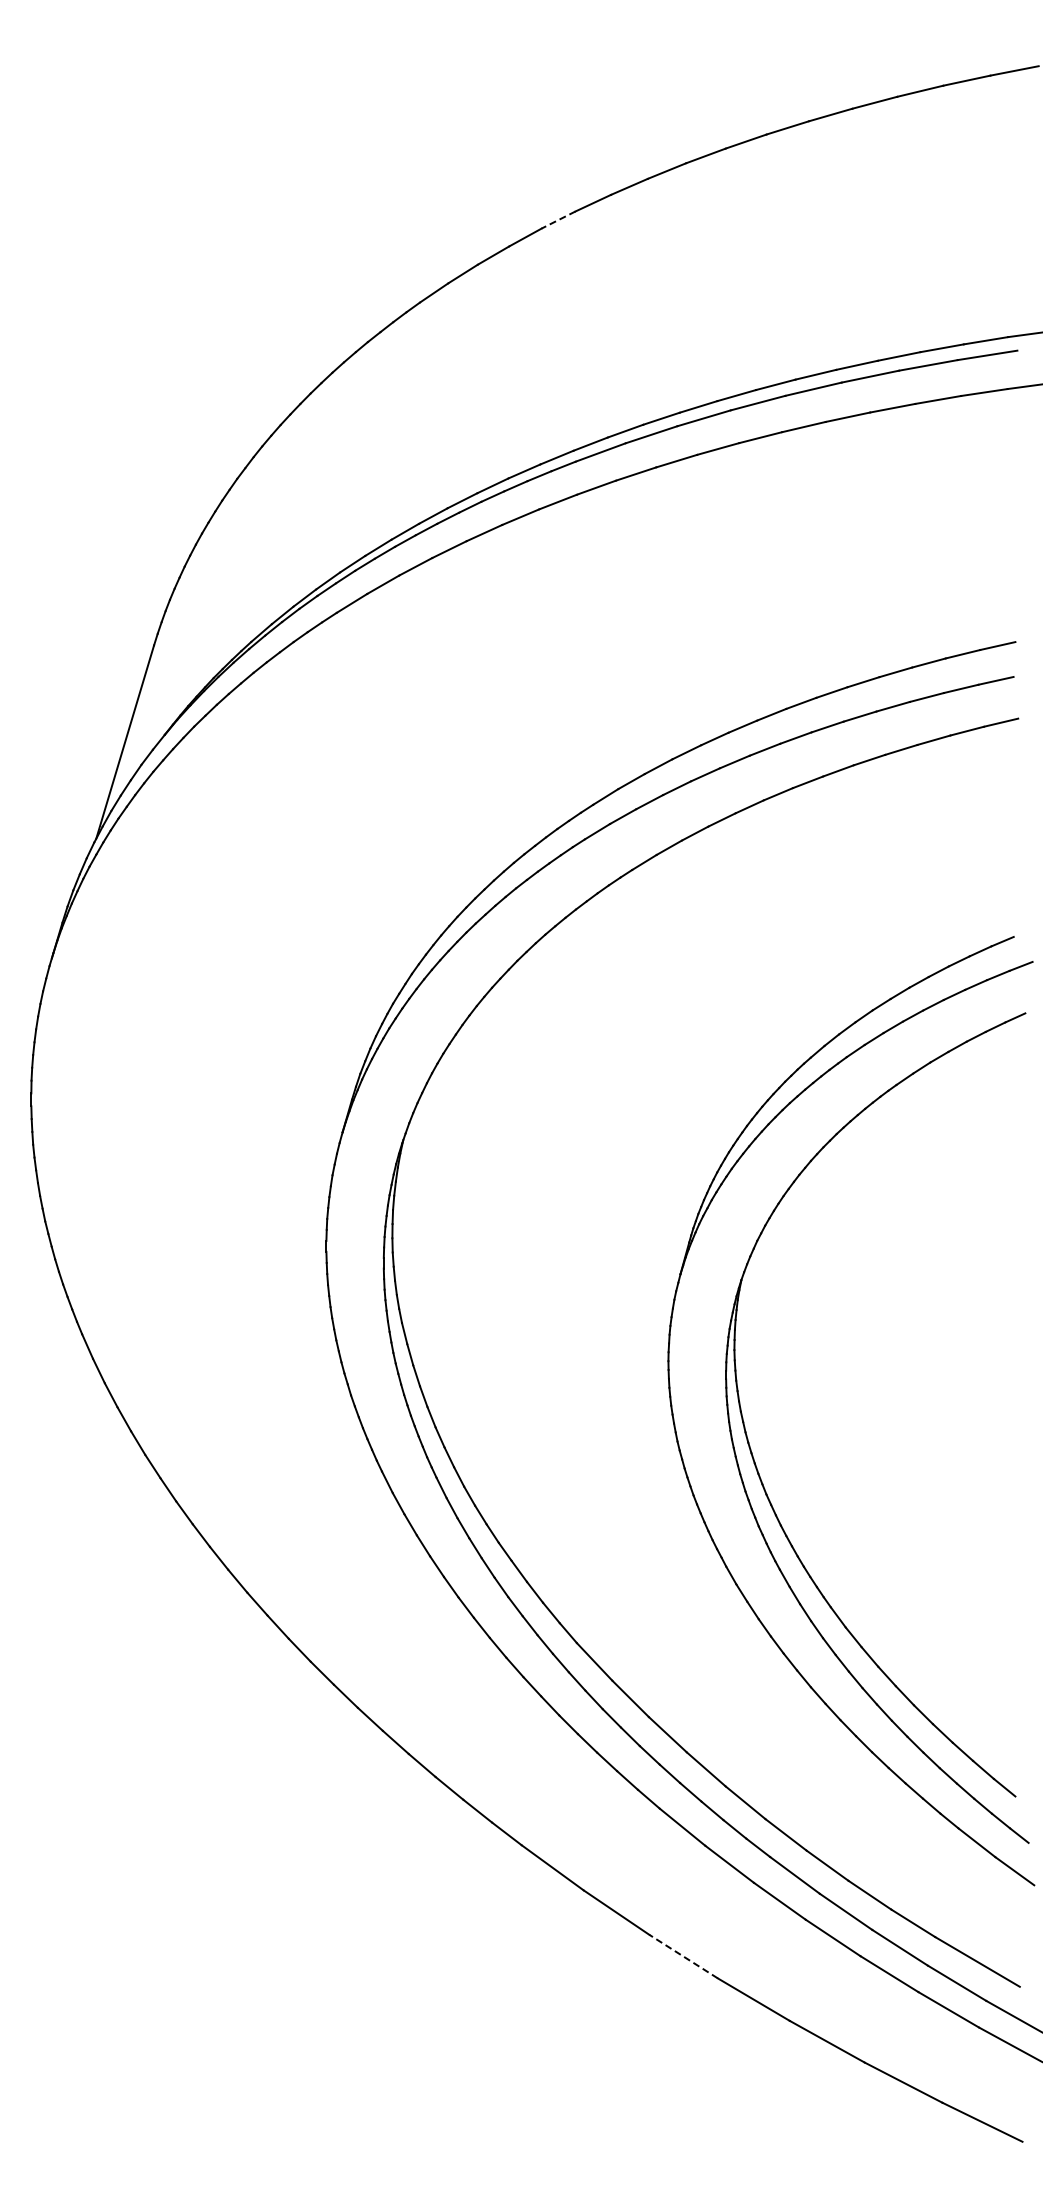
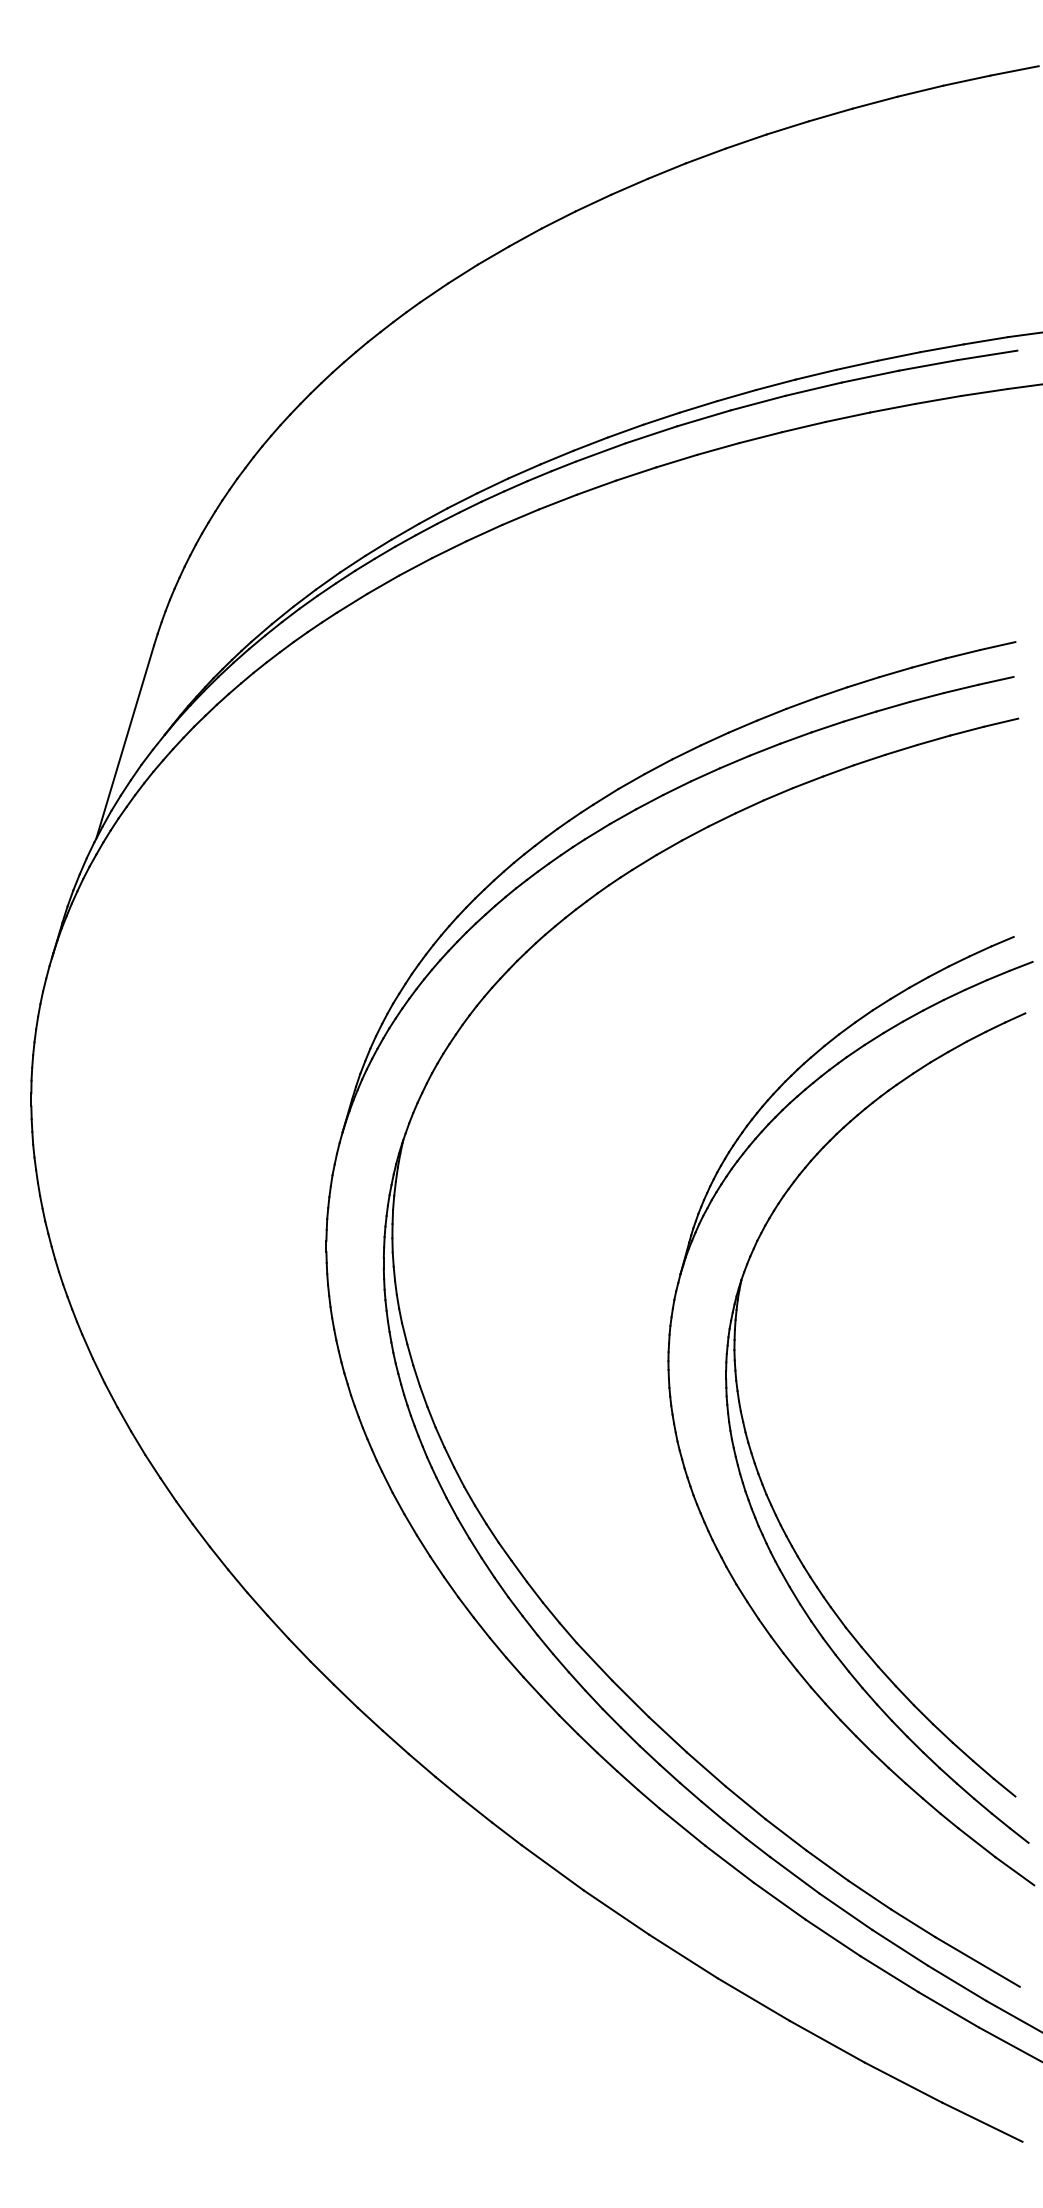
line: dashed -> solid (558, 220)
line: dashed -> solid (683, 1956)
